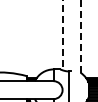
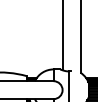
line: dashed -> solid (62, 35)
line: dashed -> solid (80, 36)
